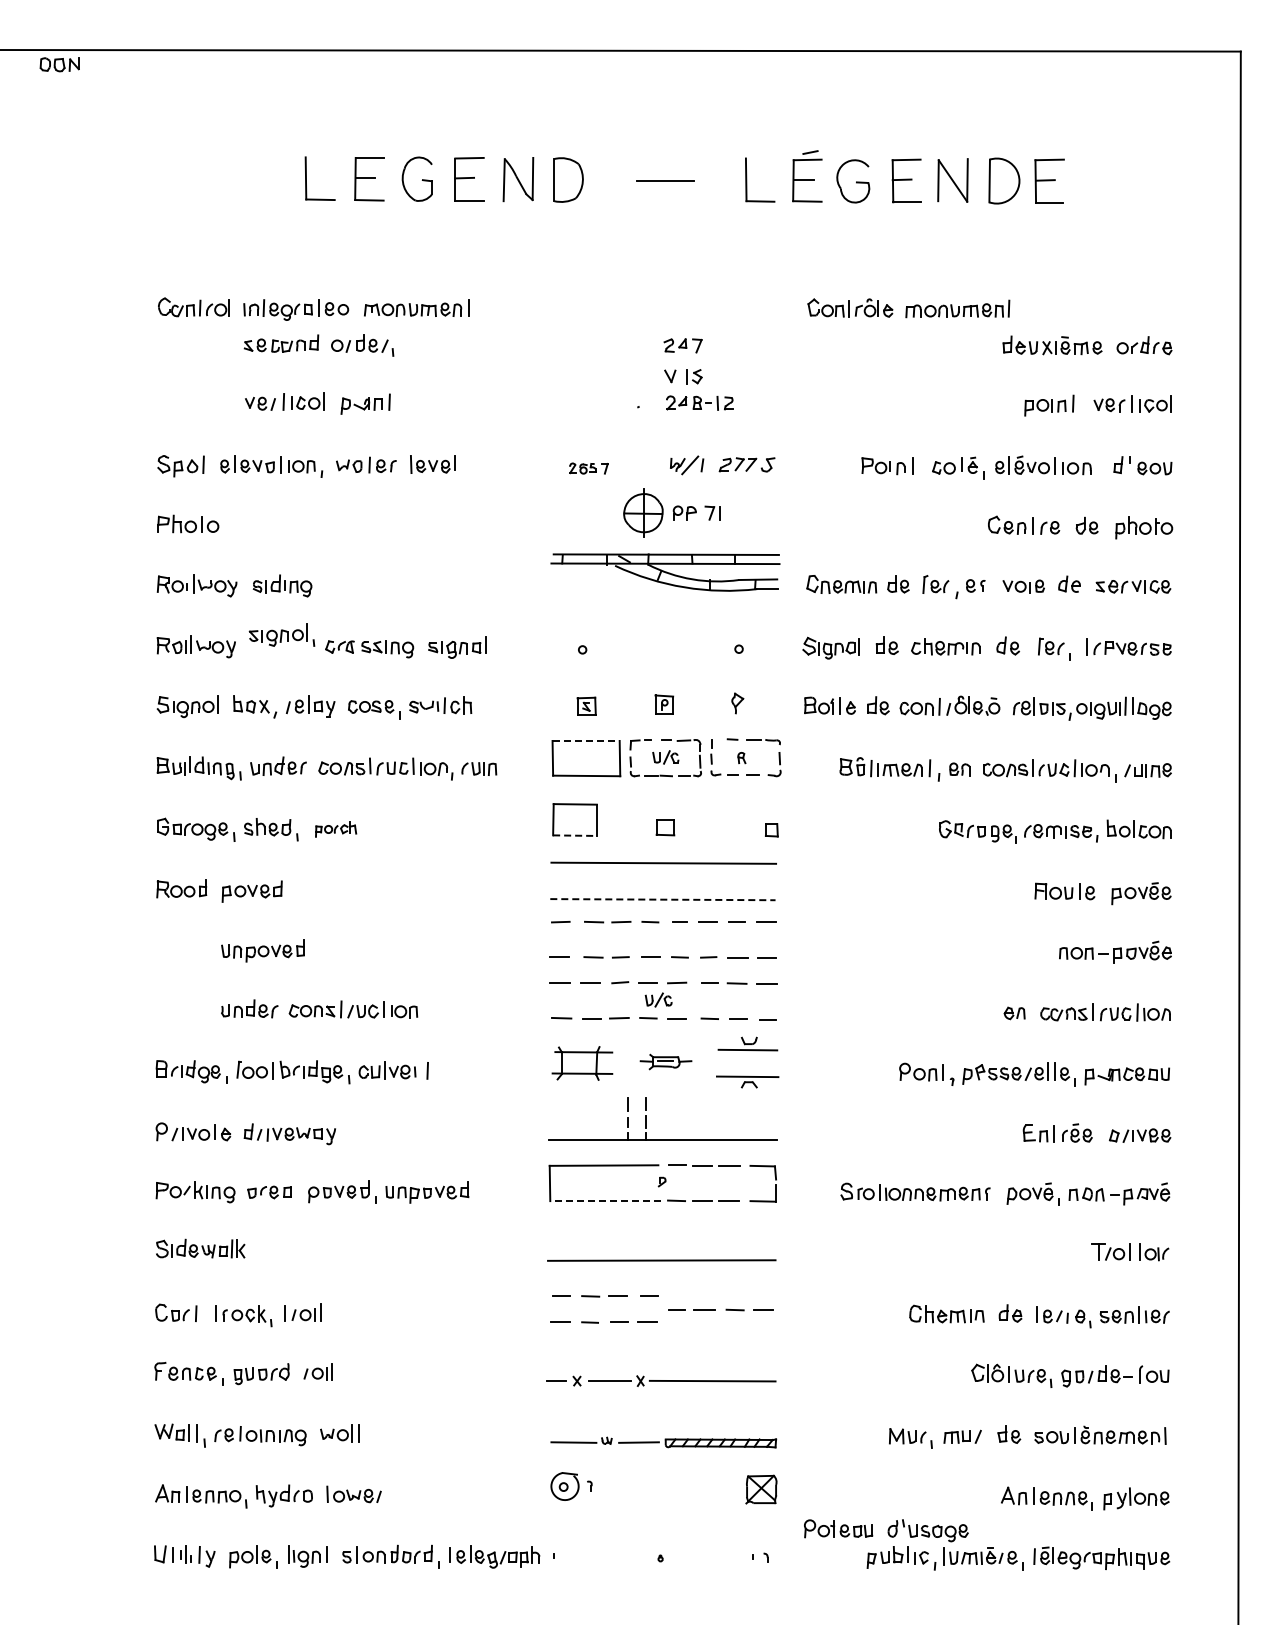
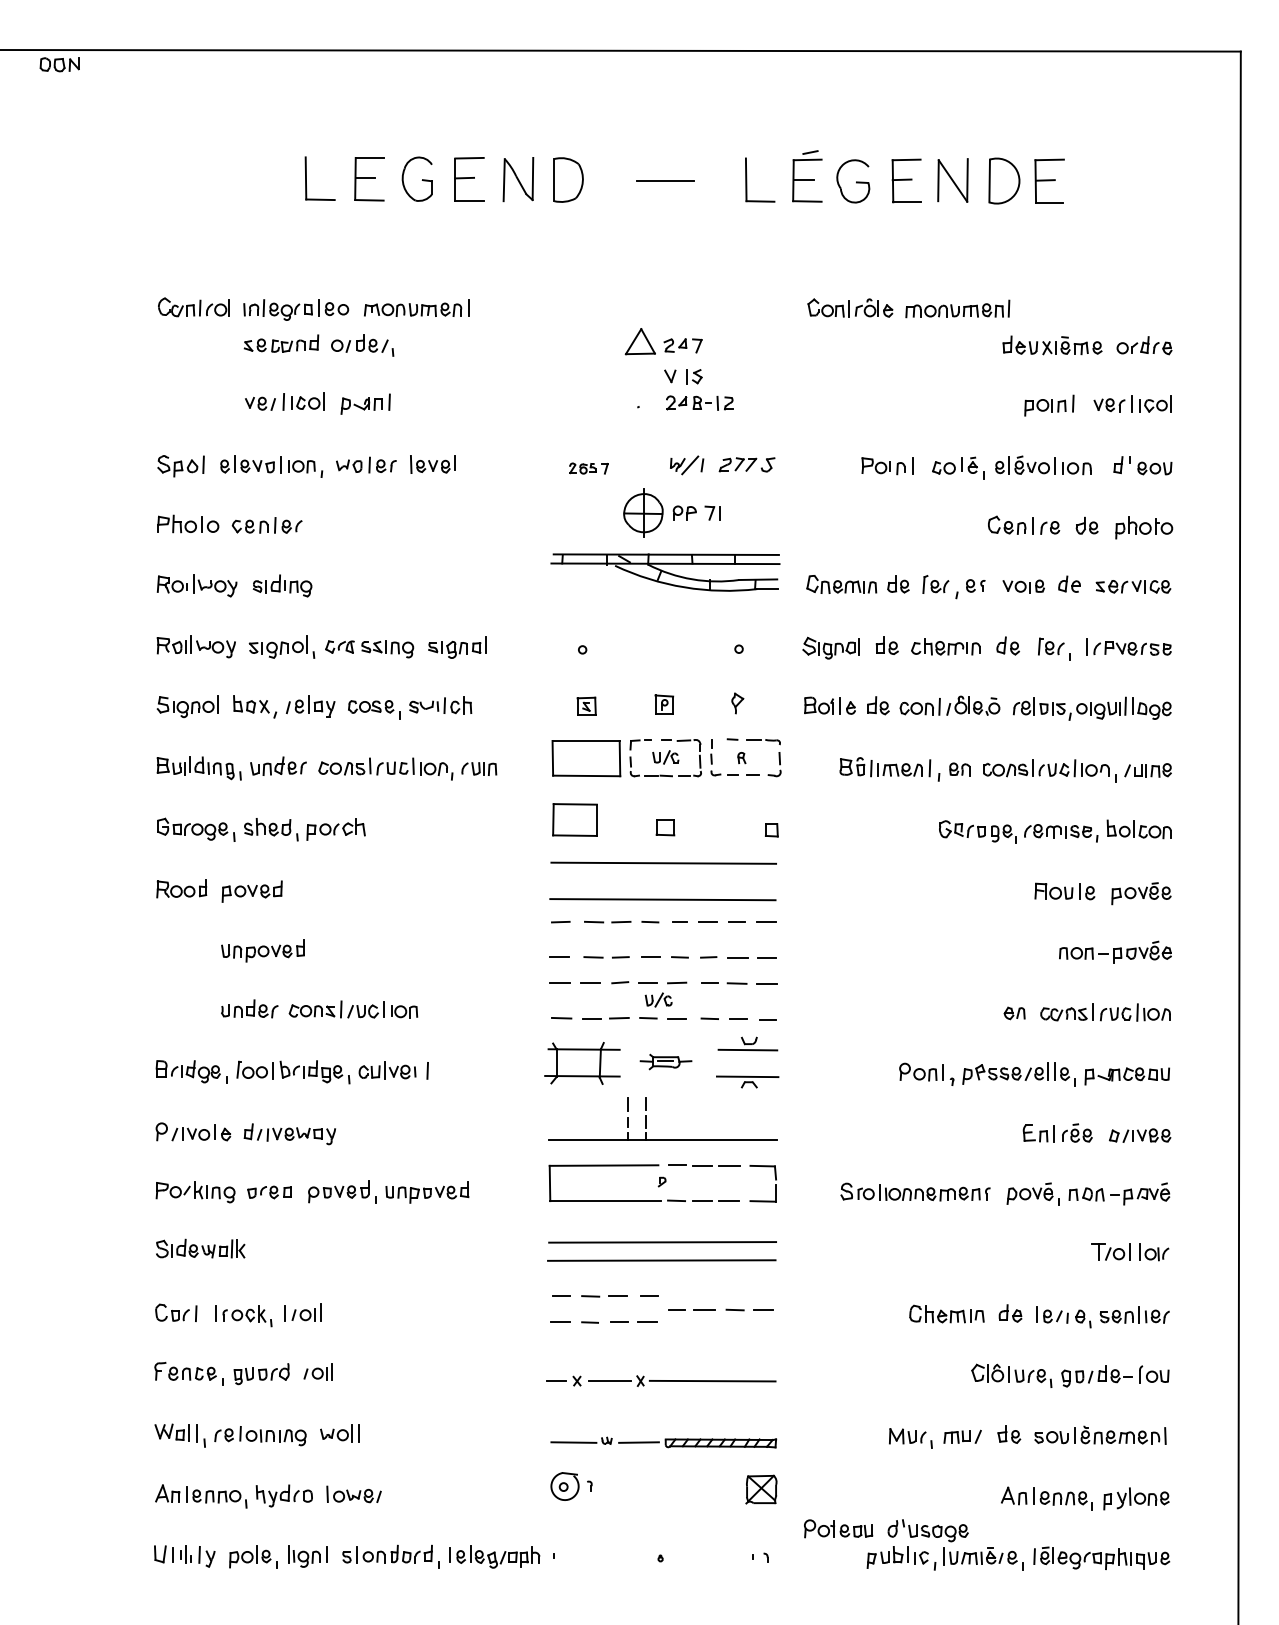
part: none -> present (639, 341)
part: none -> present (266, 525)
part position: (281, 634) -> (281, 646) (281, 646)
line: dashed -> solid (586, 740)
part size: 43x17 px -> 60x23 px (335, 829)
line: dashed -> solid (575, 835)
line: dashed -> solid (662, 899)
part size: 63x35 px -> 77x43 px (582, 1063)
line: dashed -> solid (604, 1201)
line: none -> present (662, 1242)
